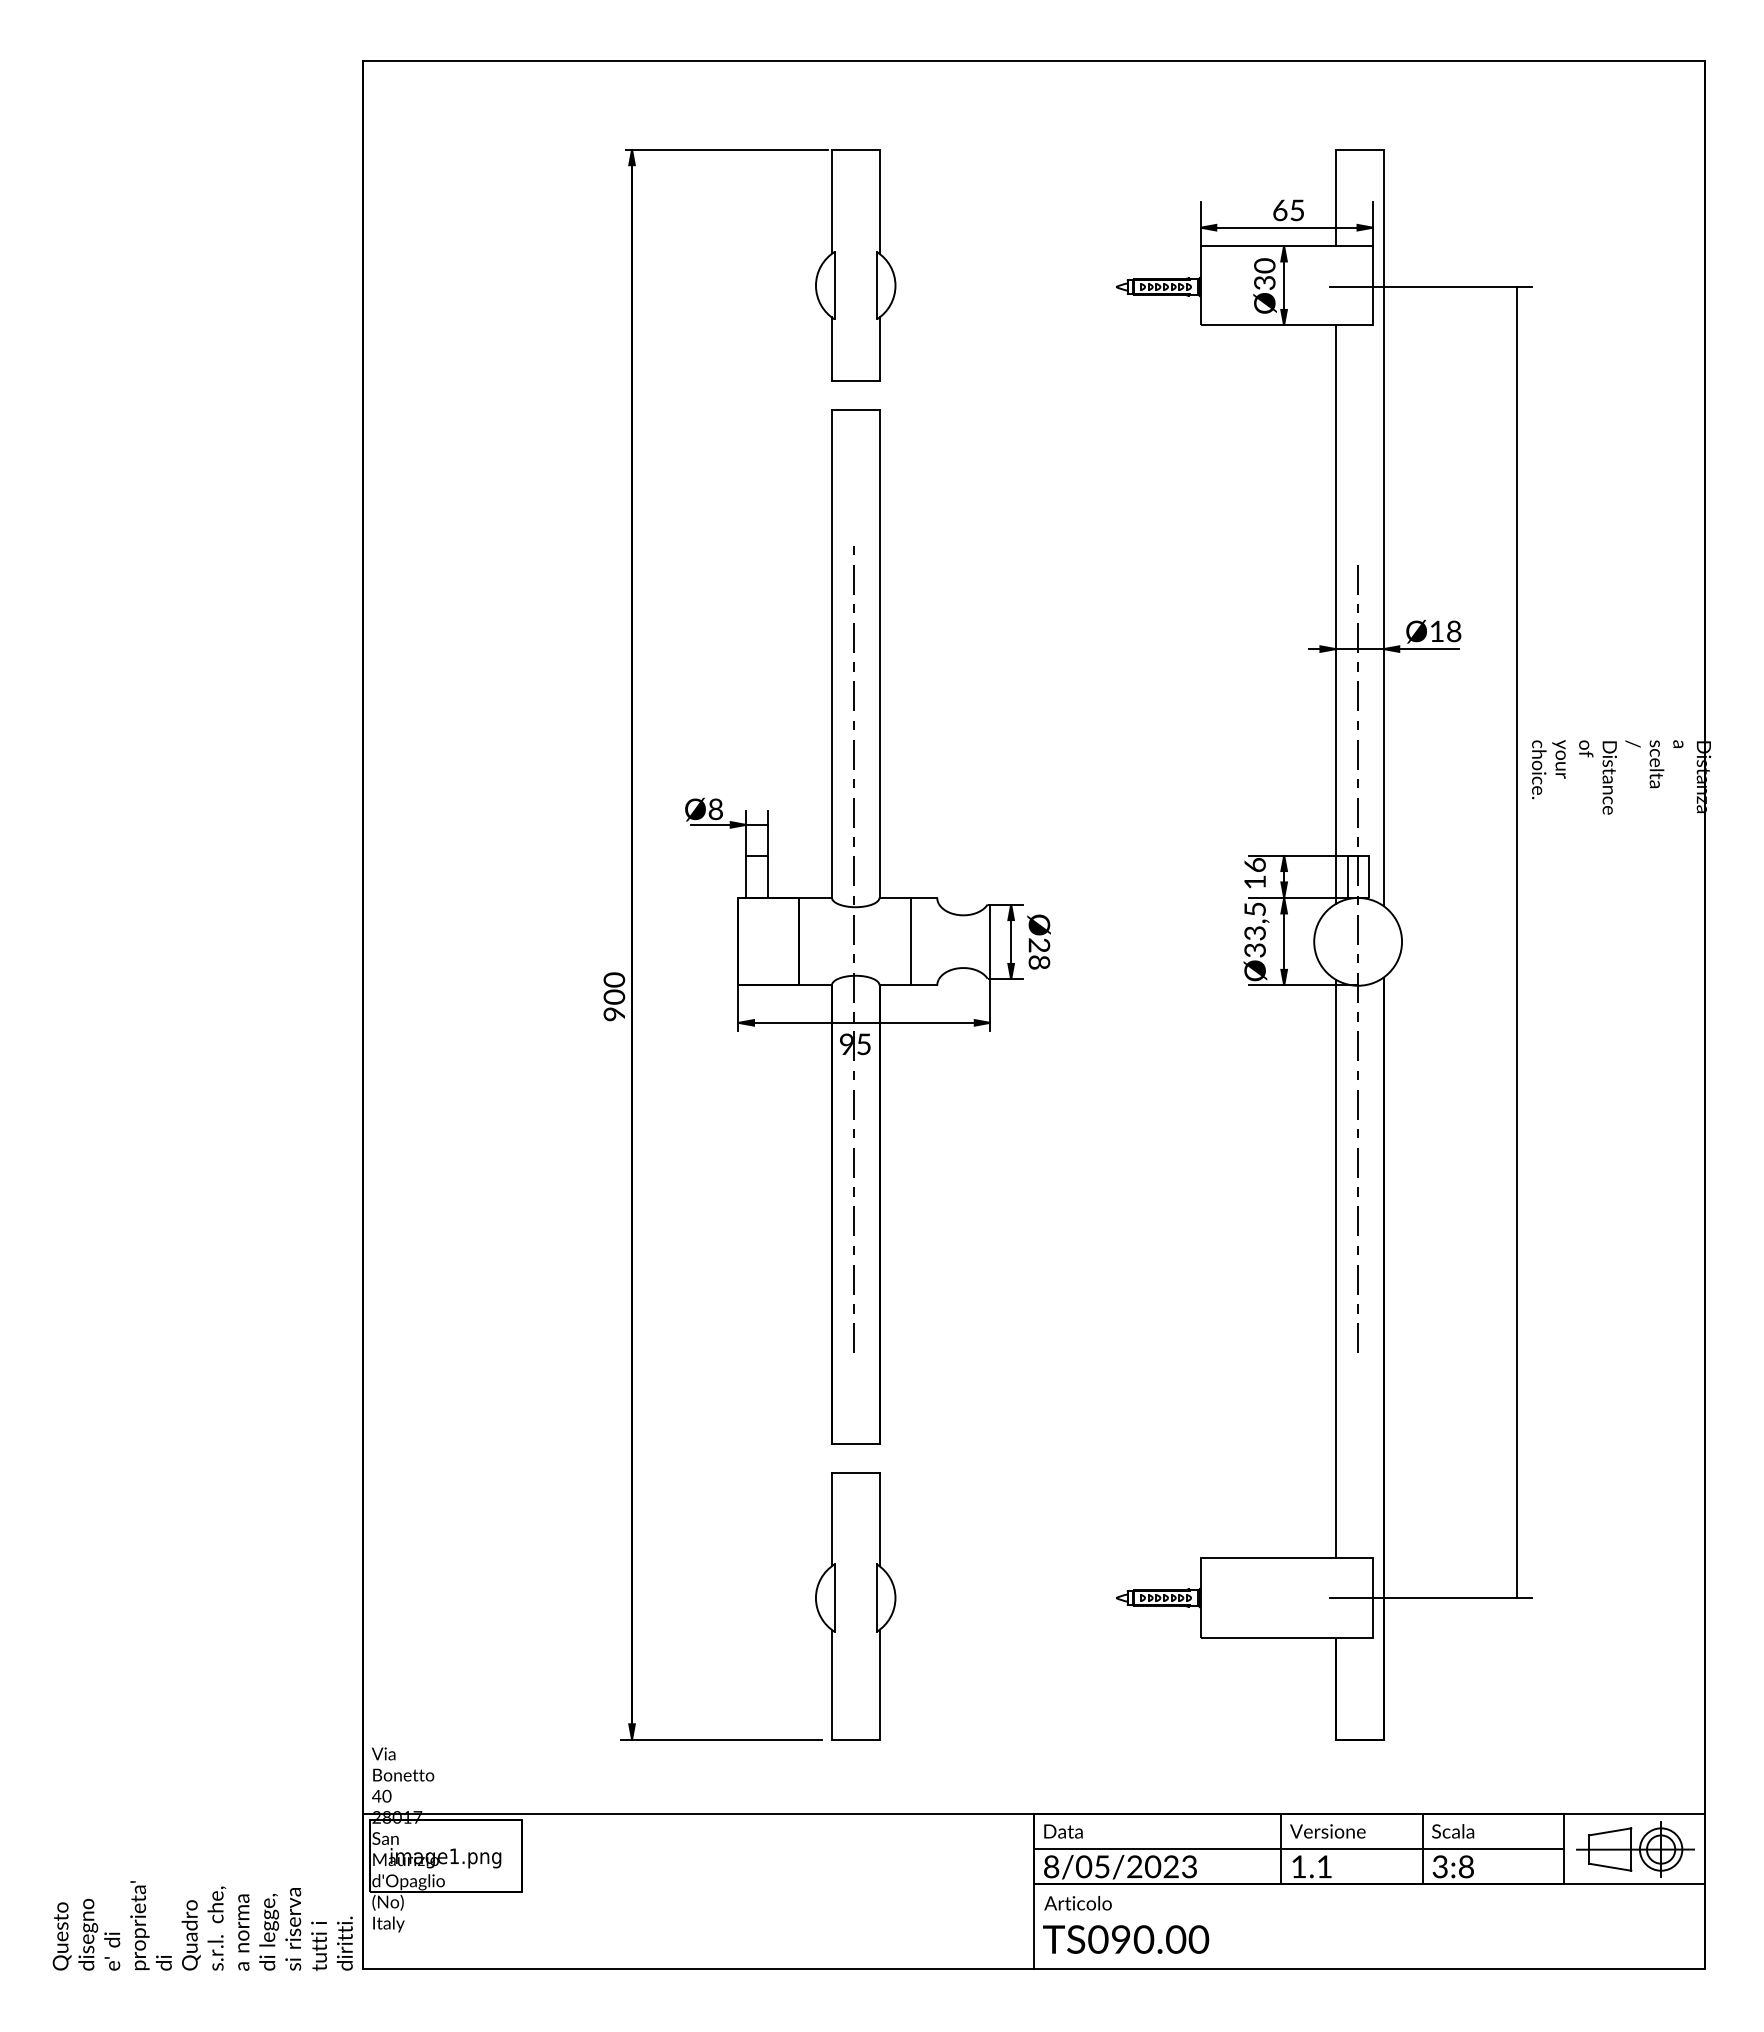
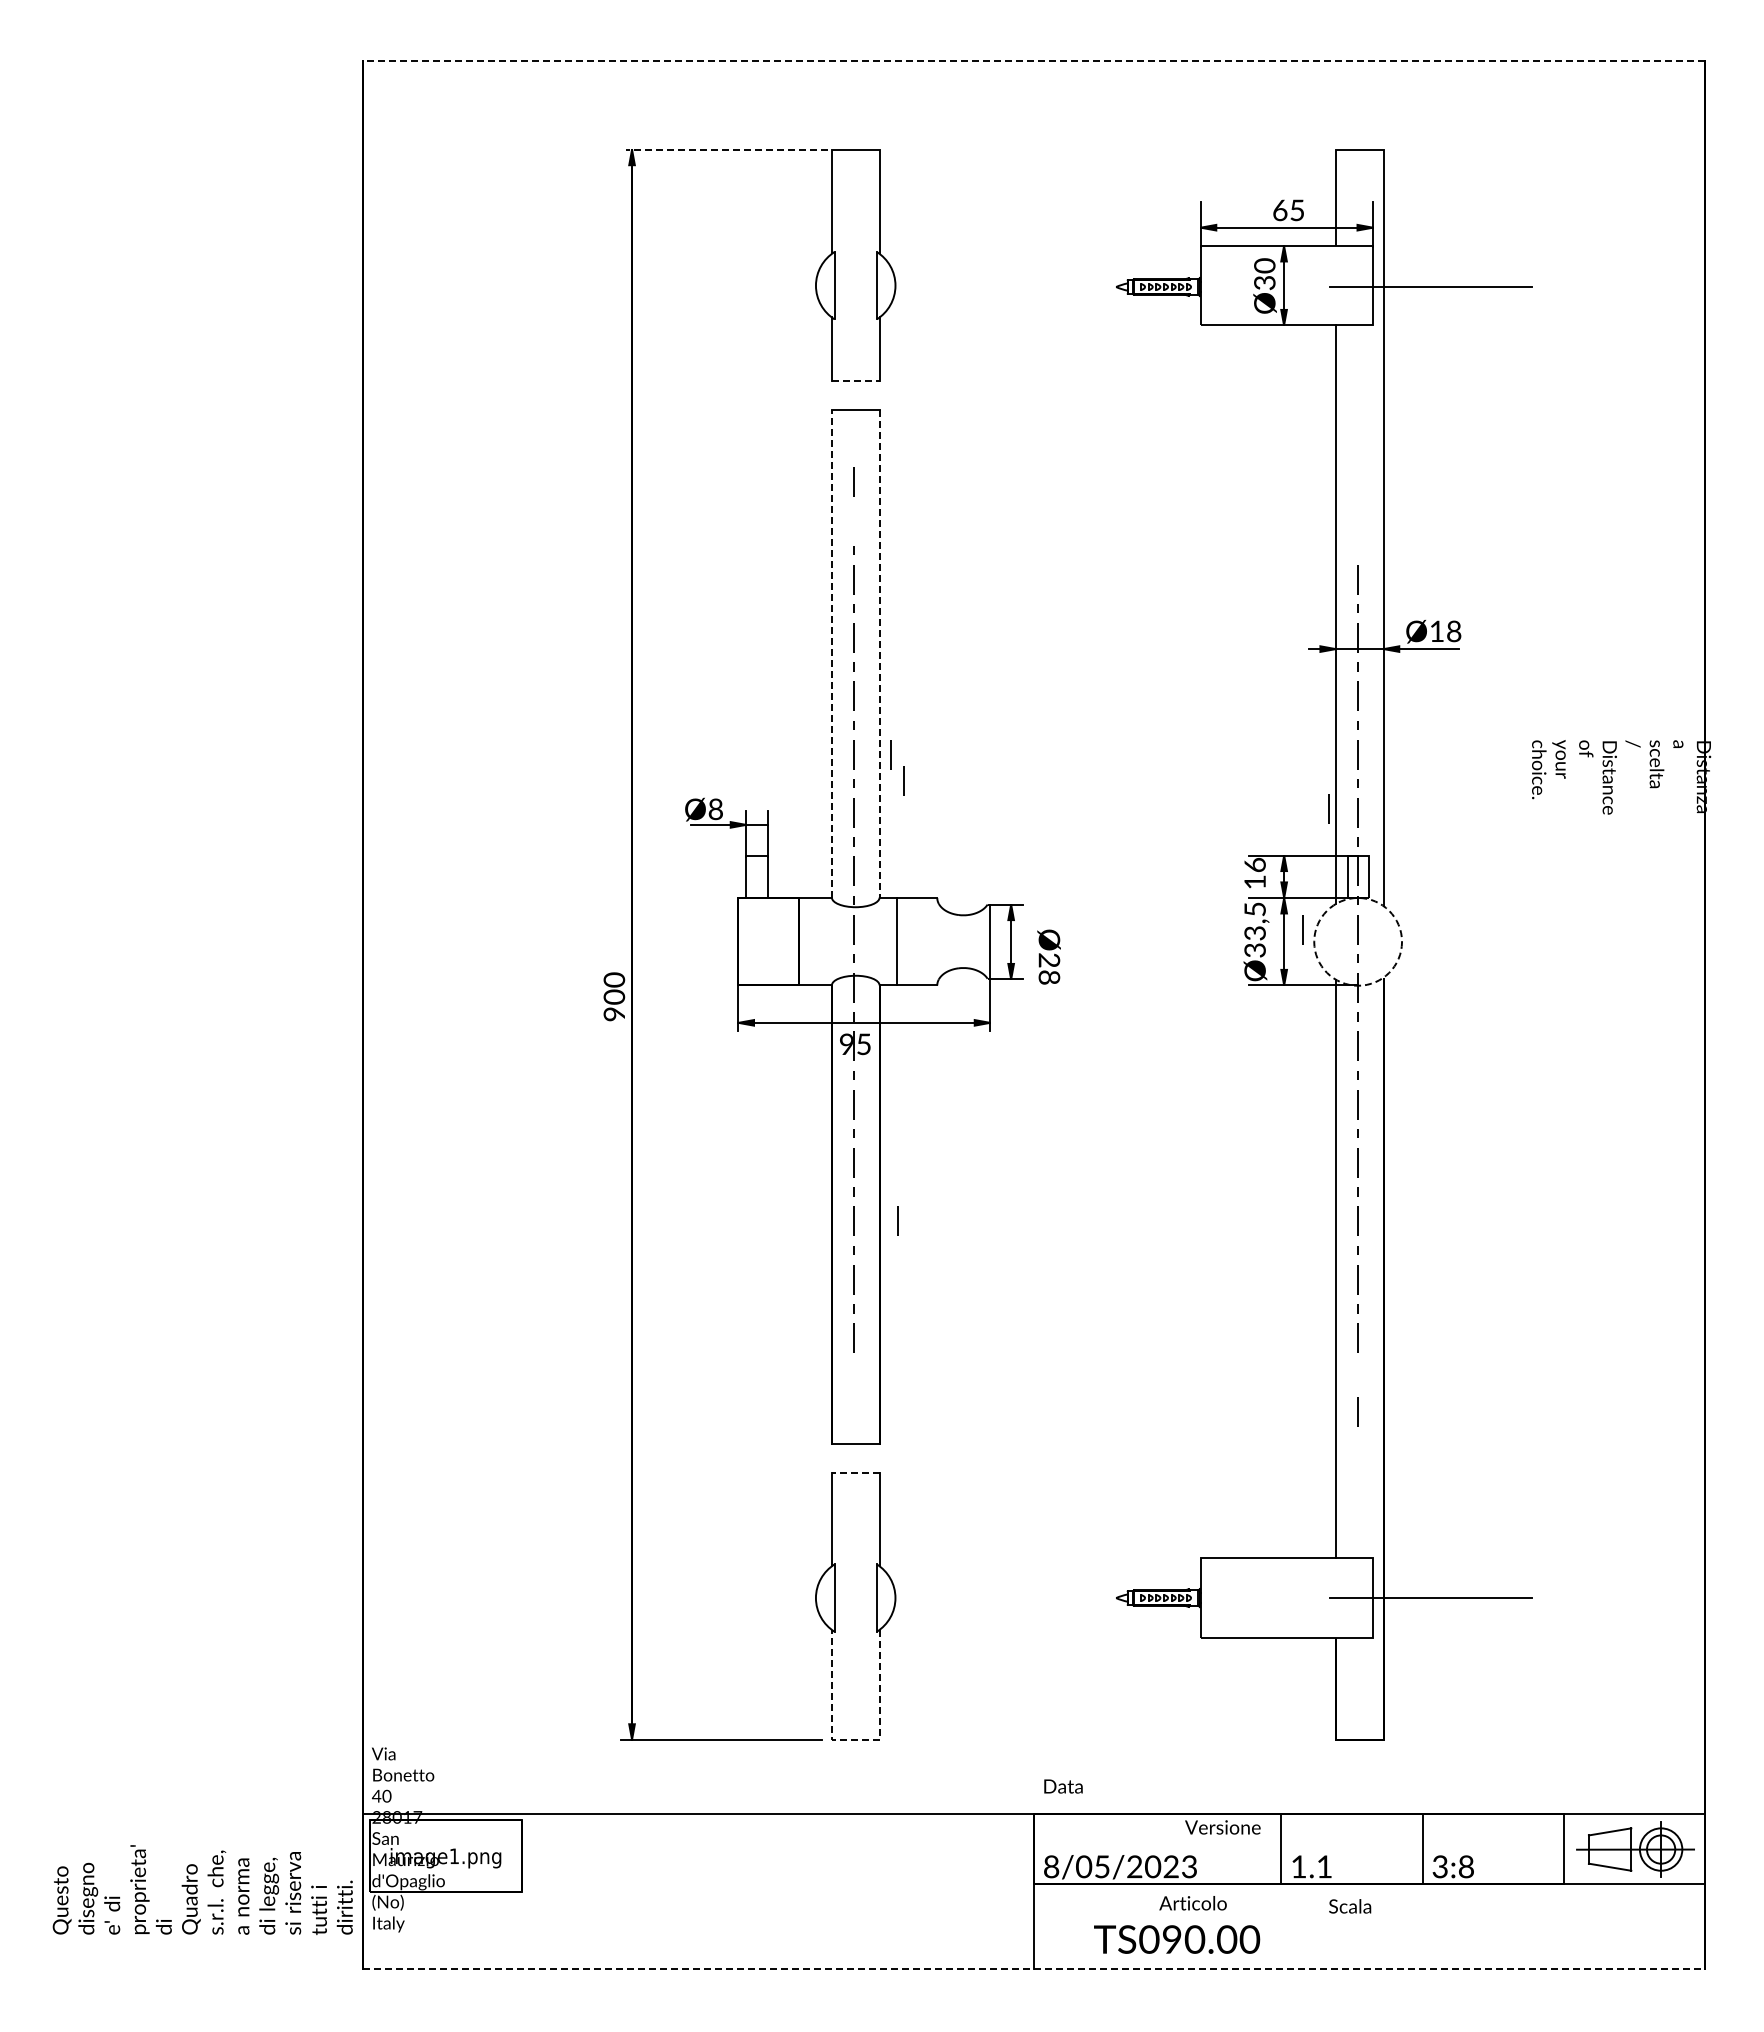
line: solid -> dashed (1033, 60)
line: solid -> dashed (727, 149)
line: solid -> dashed (855, 380)
line: none -> present (853, 481)
line: solid -> dashed (831, 653)
line: solid -> dashed (879, 653)
line: none -> present (890, 754)
line: none -> present (903, 780)
line: none -> present (1328, 808)
line: none -> present (1302, 929)
line position: (910, 941) -> (896, 941) (896, 941)
text position: (1038, 941) -> (1048, 956) (1048, 956)
circle: solid -> dashed (1358, 941)
line: present -> none (1516, 942)
line: none -> present (897, 1220)
line: none -> present (1357, 1411)
line: solid -> dashed (855, 1473)
line: solid -> dashed (855, 1739)
text position: (1063, 1831) -> (1063, 1786) (1063, 1786)
text position: (1327, 1831) -> (1222, 1827) (1222, 1827)
text position: (1453, 1831) -> (1350, 1906) (1350, 1906)
line: present -> none (1299, 1849)
text position: (1077, 1903) -> (1192, 1903) (1192, 1903)
text position: (202, 1925) -> (202, 1889) (202, 1889)
text position: (1126, 1939) -> (1177, 1939) (1177, 1939)
line: solid -> dashed (1034, 1969)
